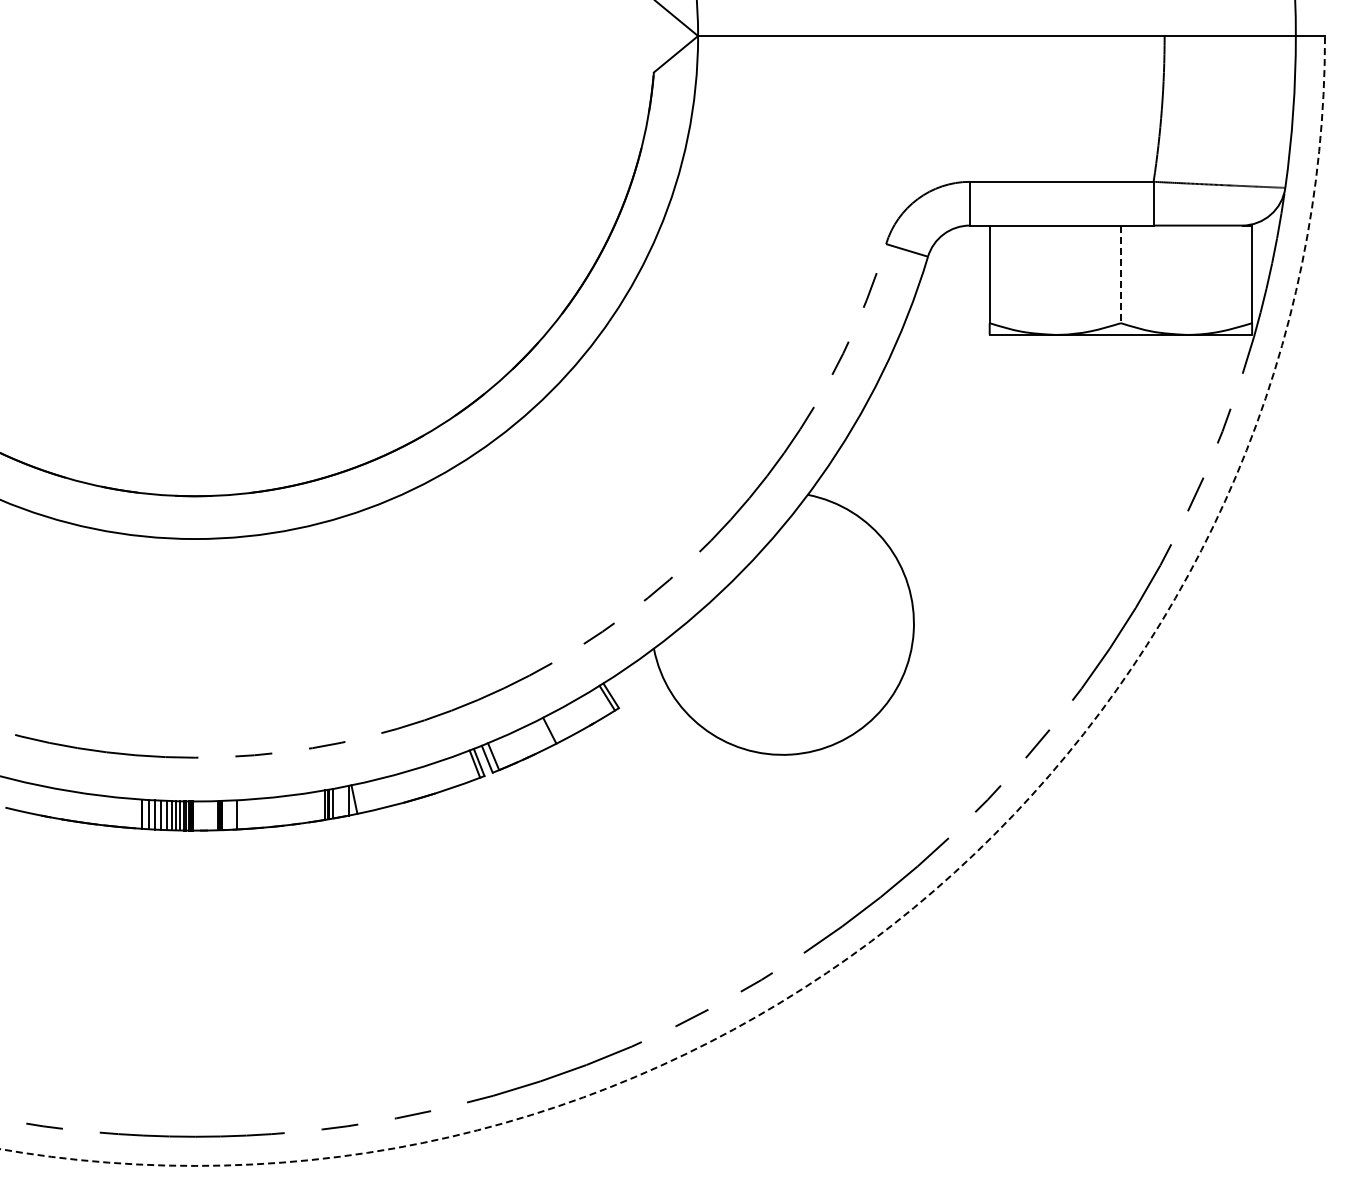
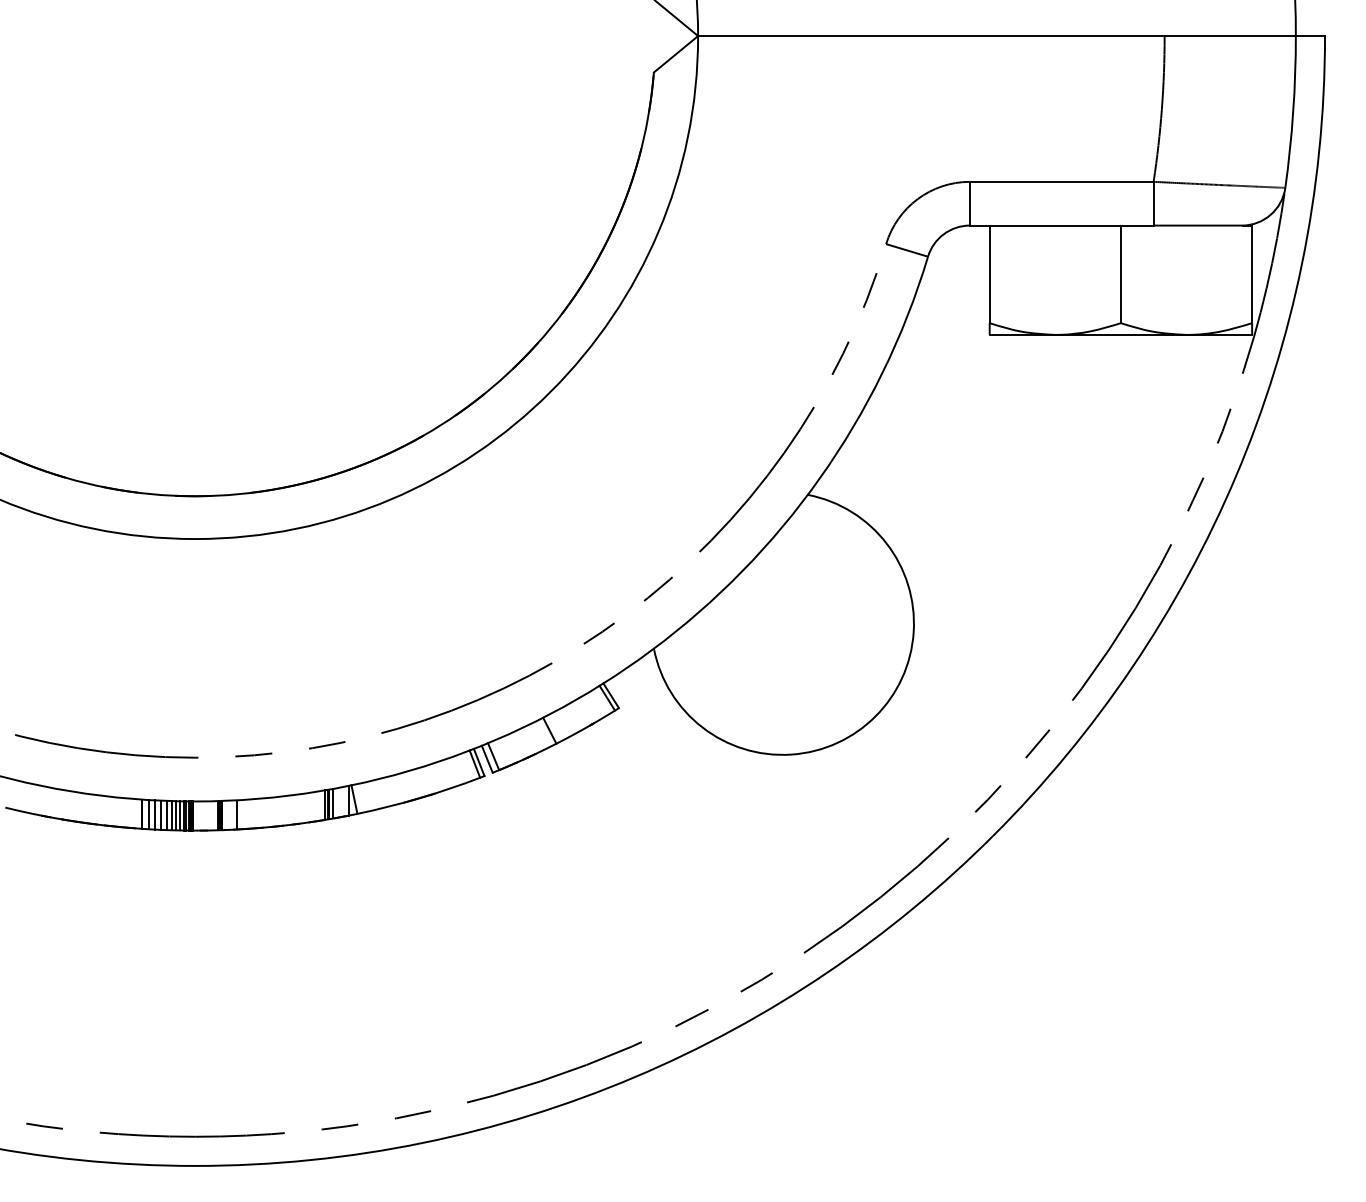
line: dashed -> solid (1120, 274)
arc: dashed -> solid (923, 899)
